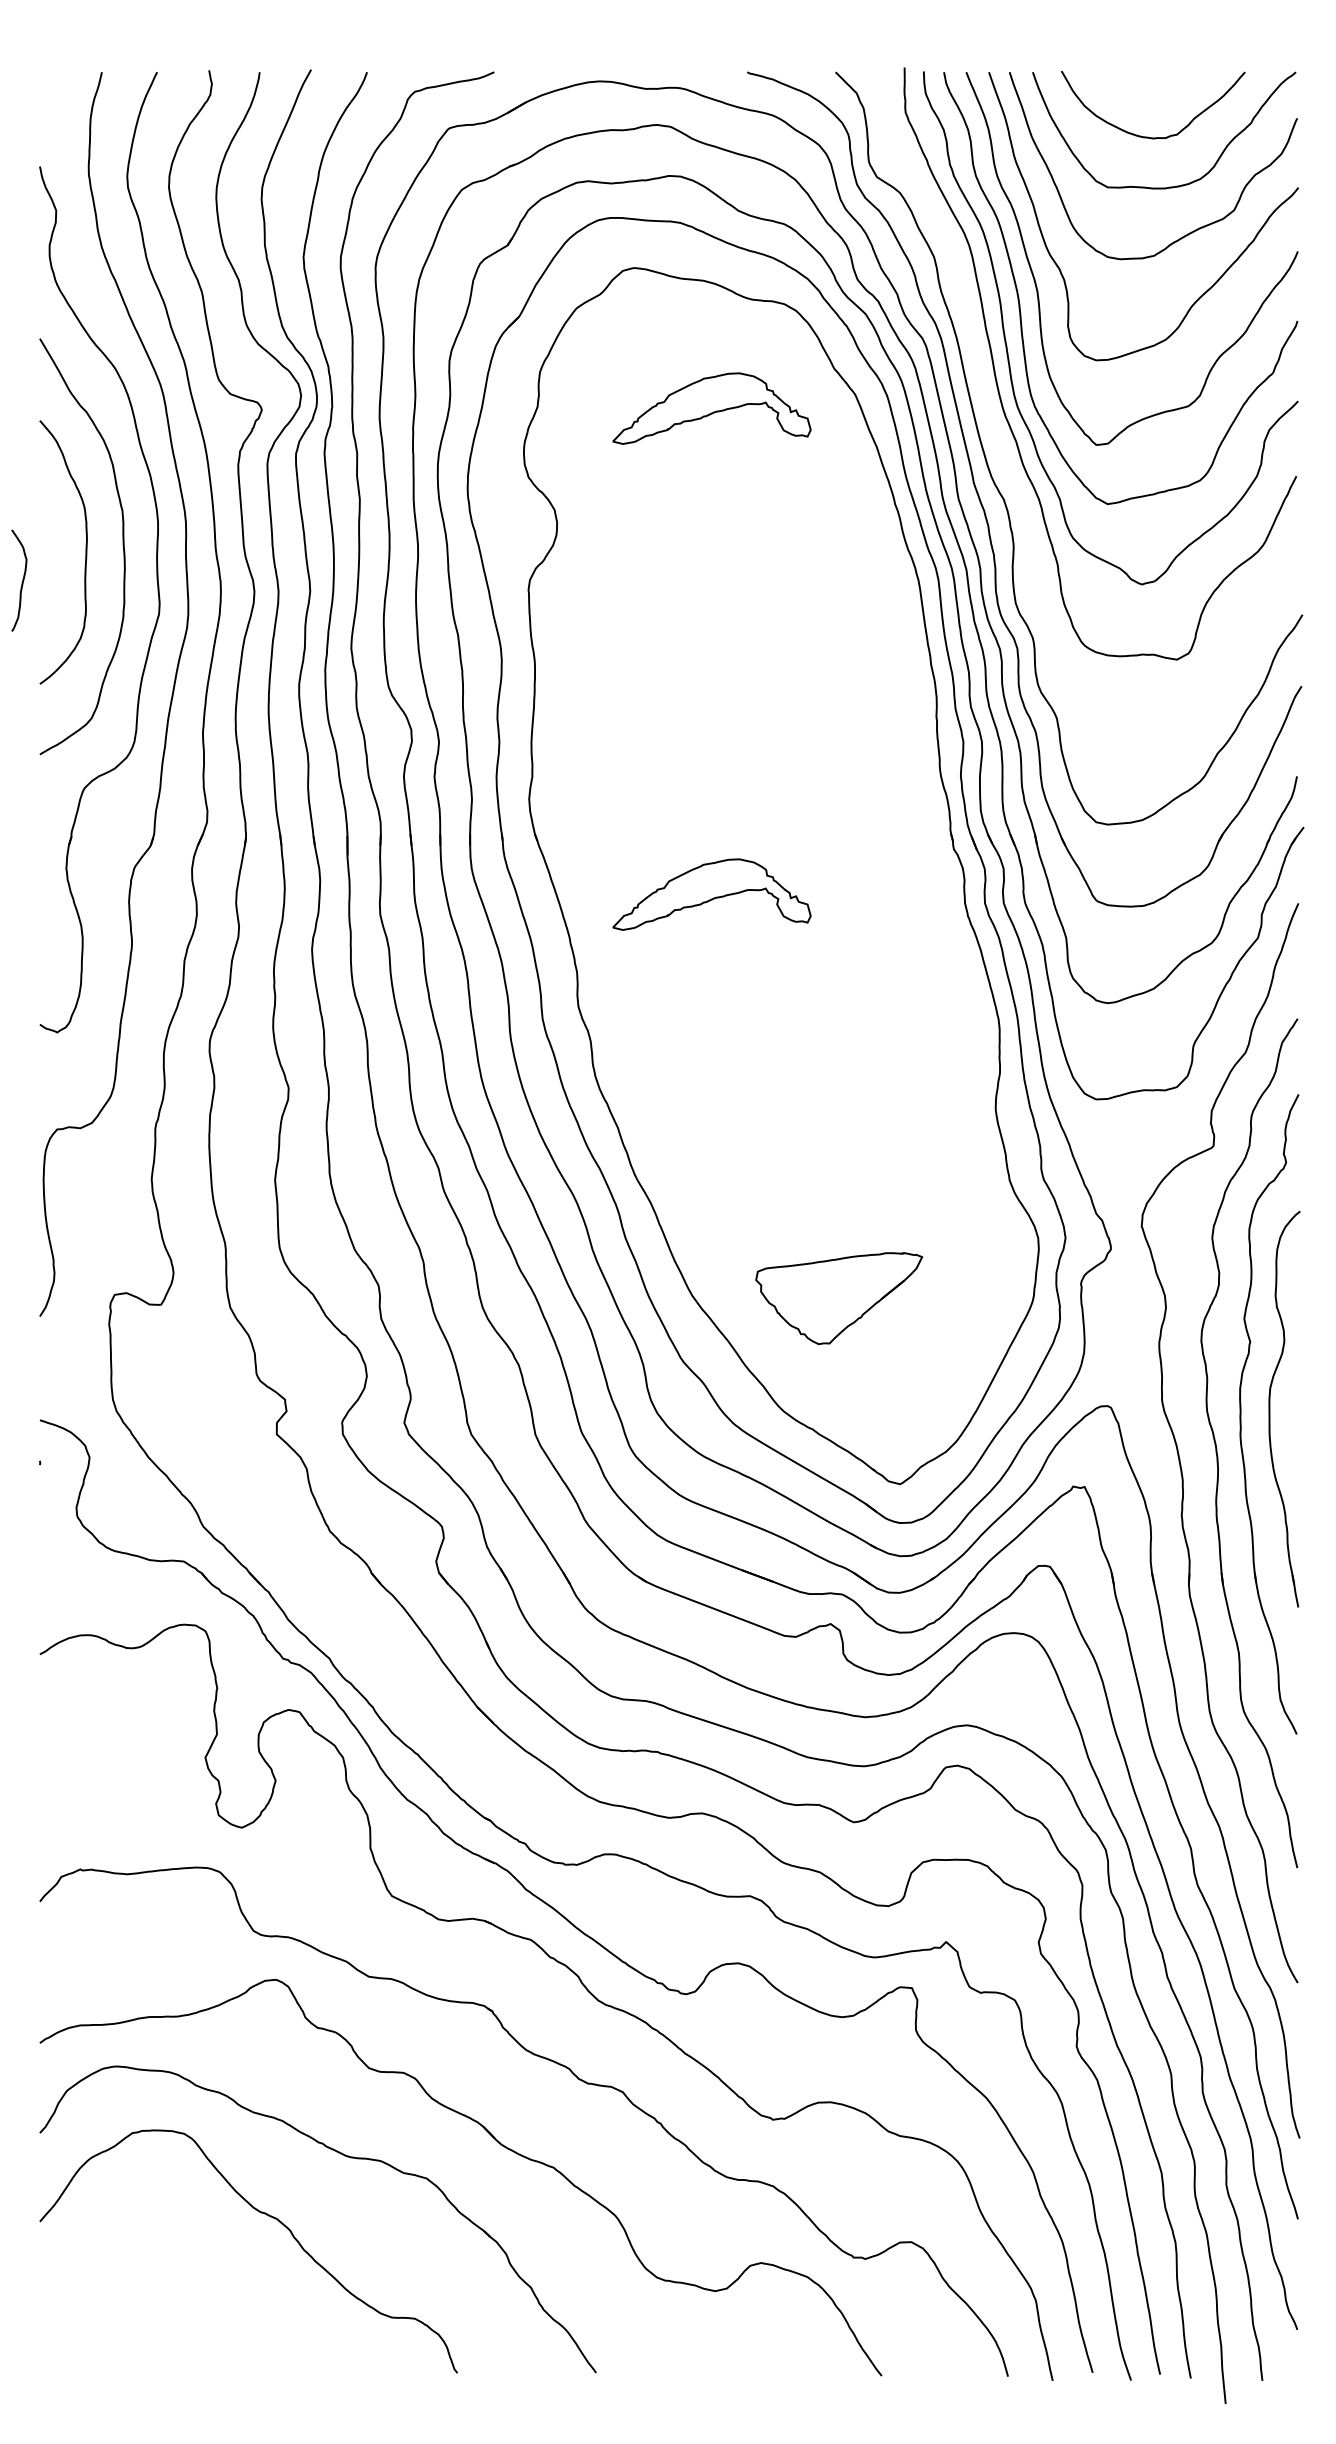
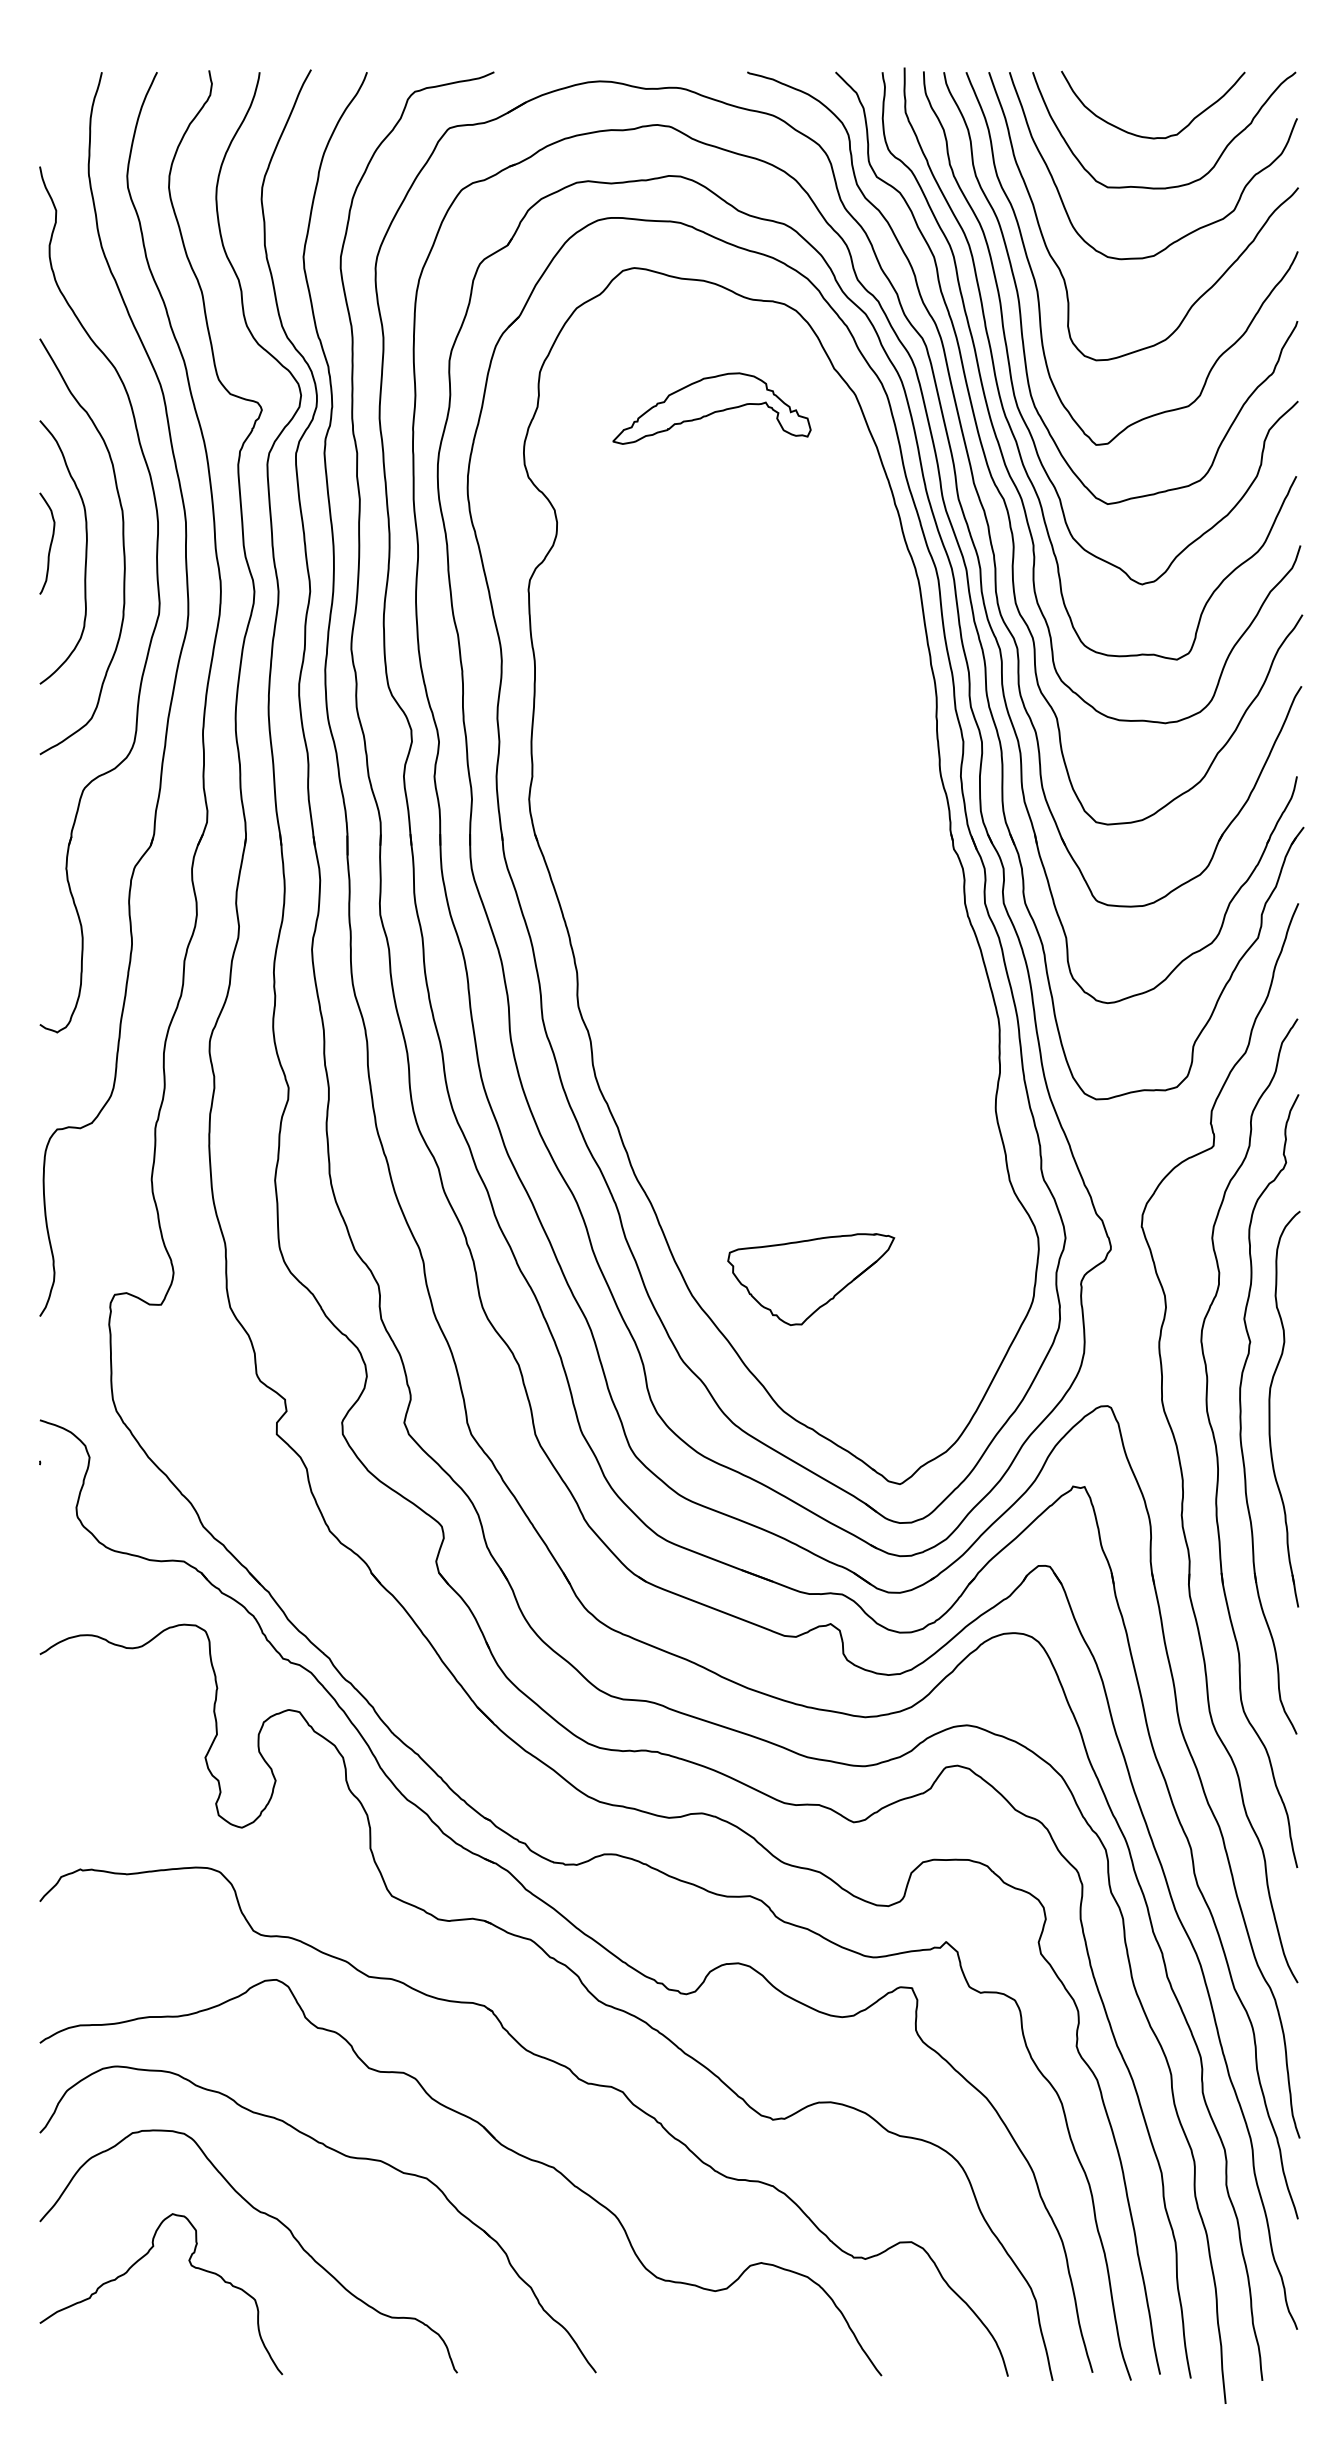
curve: none -> present (993, 424)
curve position: (21, 582) -> (49, 545) (49, 545)
part: present -> none (711, 894)
part position: (839, 1298) -> (811, 1279) (811, 1279)
curve: none -> present (134, 2265)
